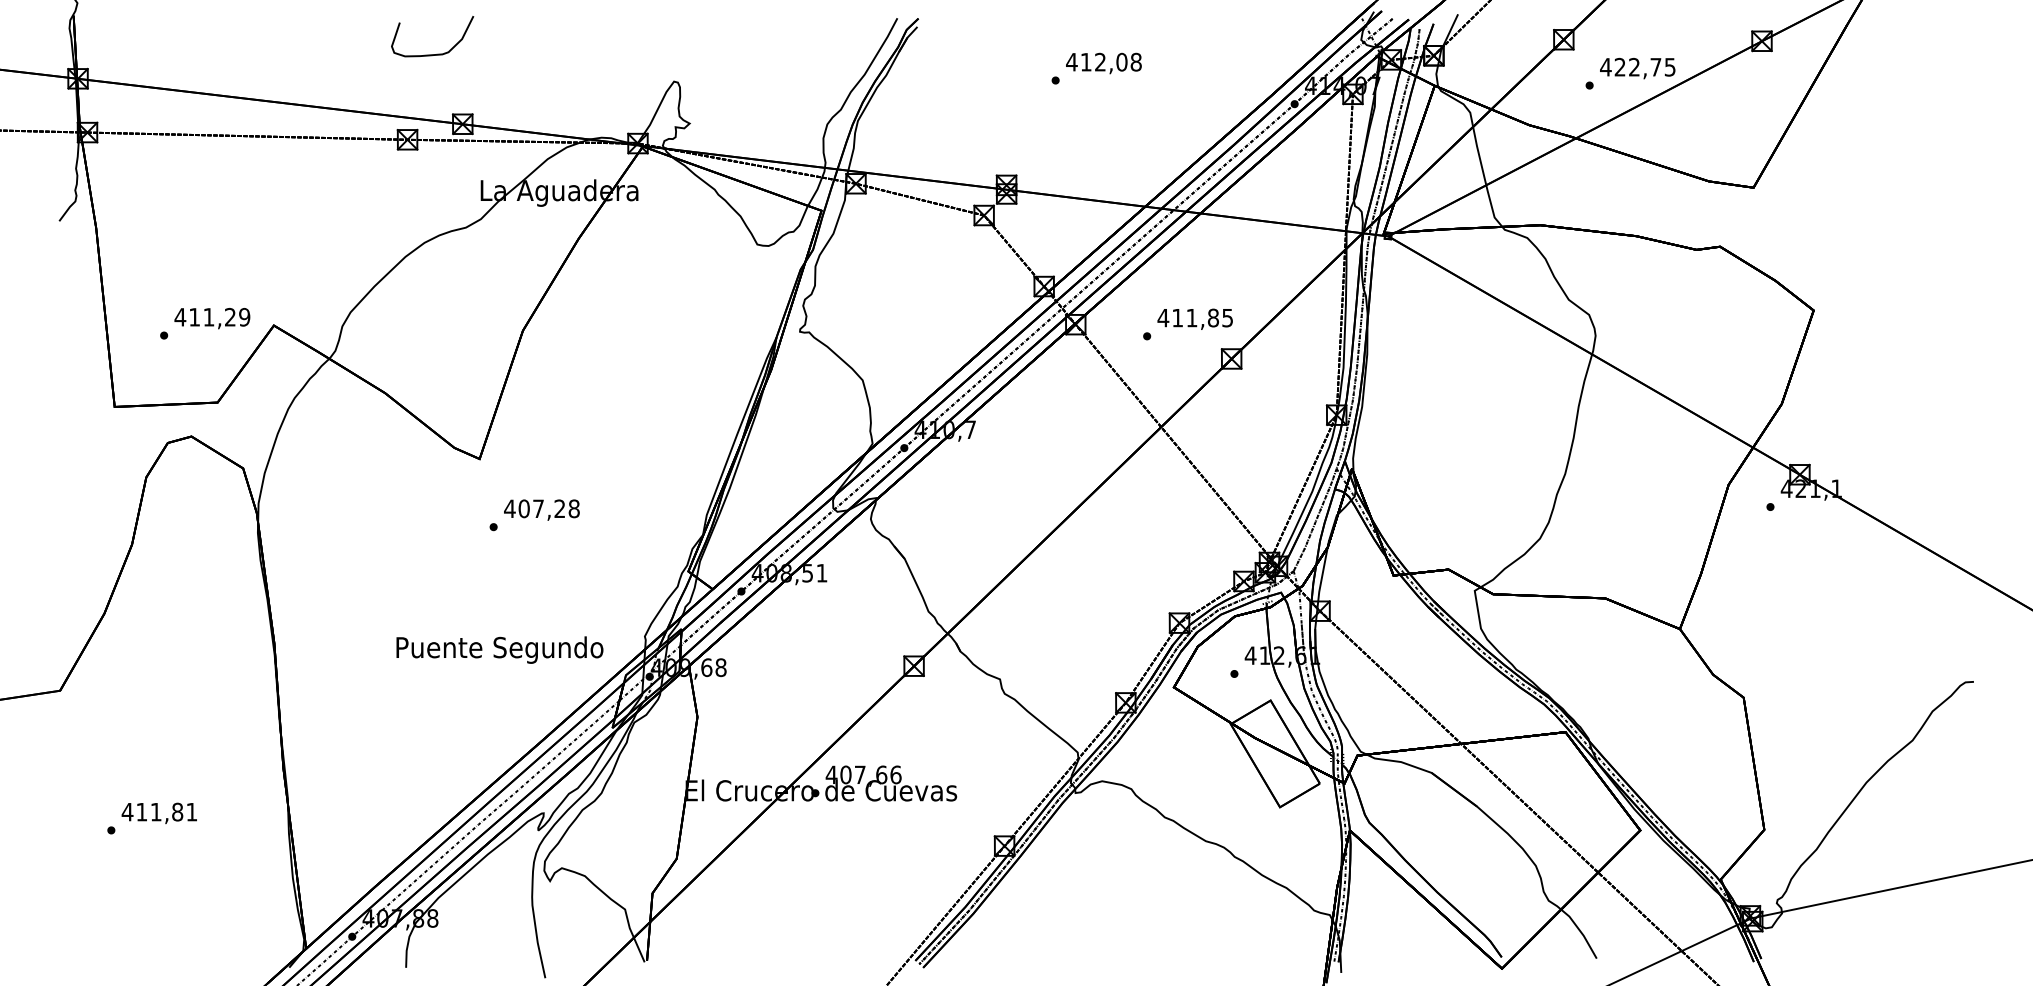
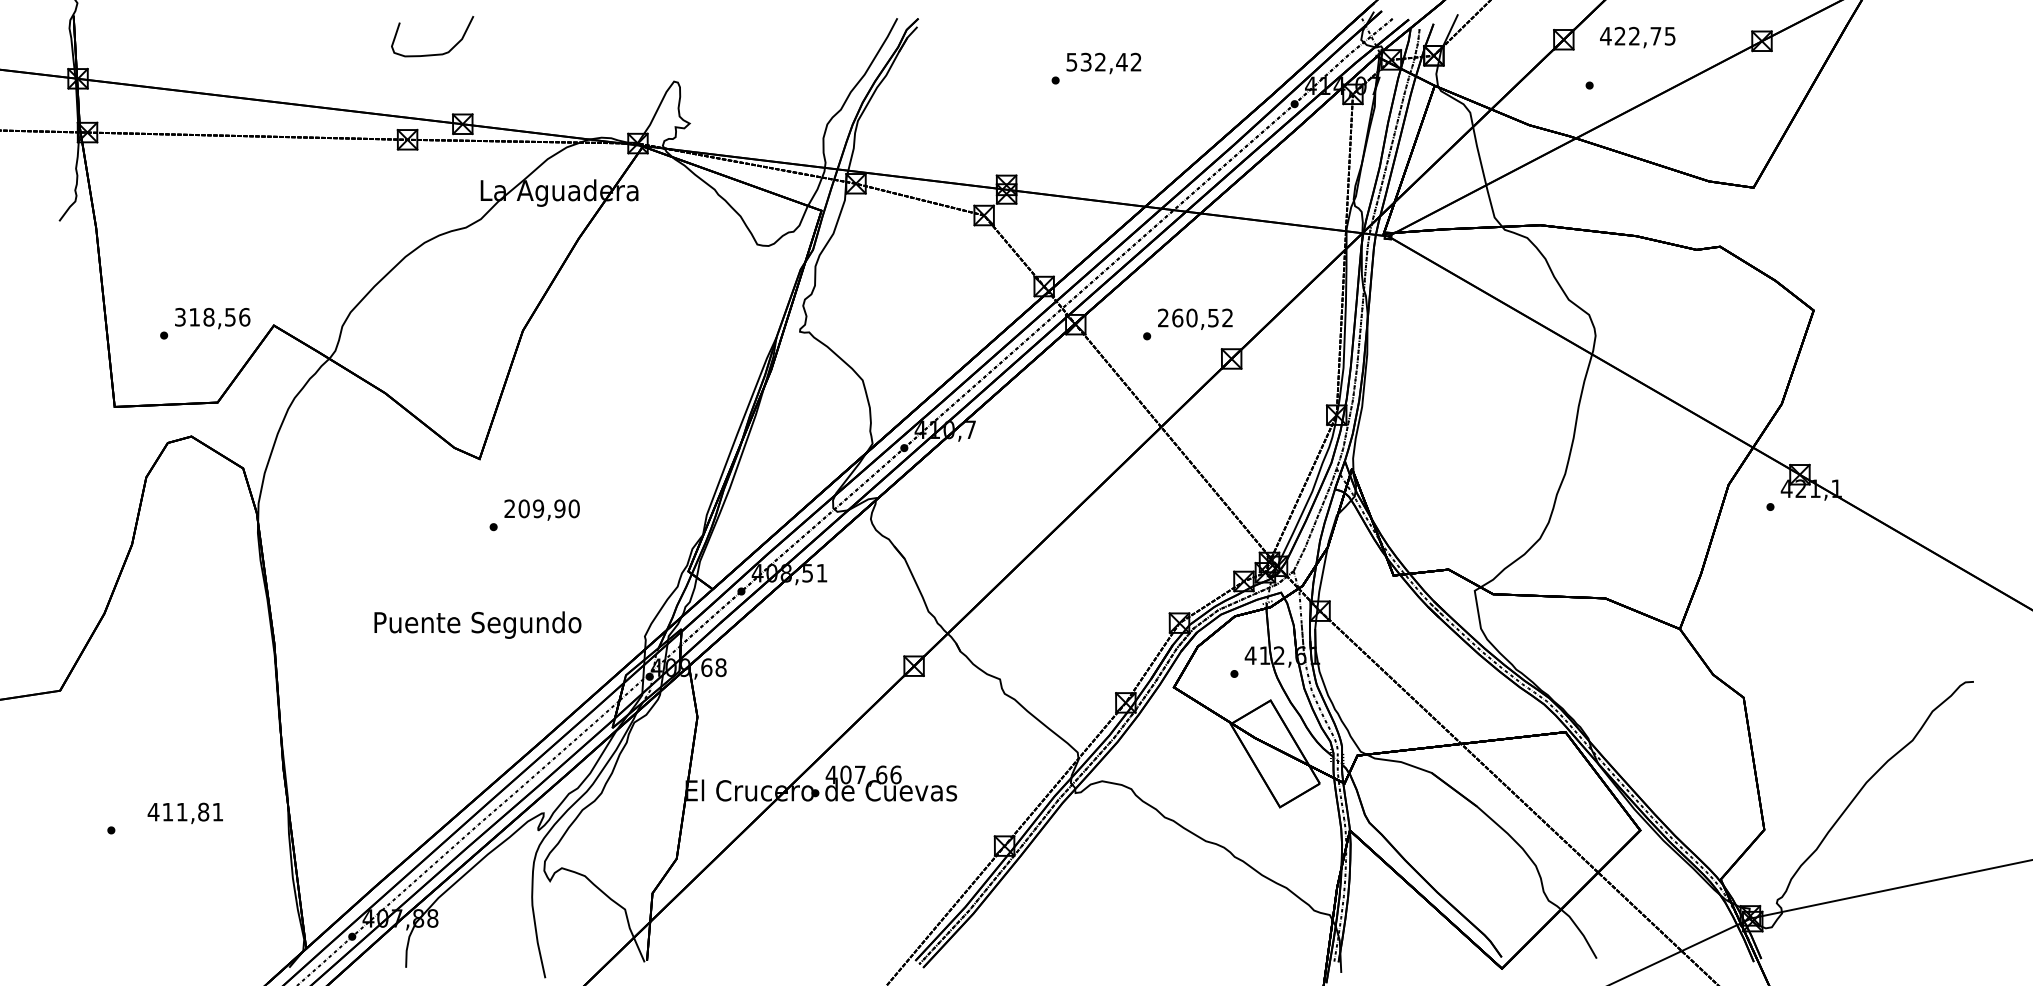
text: 412,08 -> 532,42 (1103, 61)
text position: (1637, 68) -> (1637, 37) (1637, 37)
text: 411,29 -> 318,56 (212, 316)
text: 411,85 -> 260,52 (1194, 317)
text: 407,28 -> 209,90 (541, 508)
text position: (499, 649) -> (477, 624) (477, 624)
text position: (158, 813) -> (184, 813) (184, 813)
